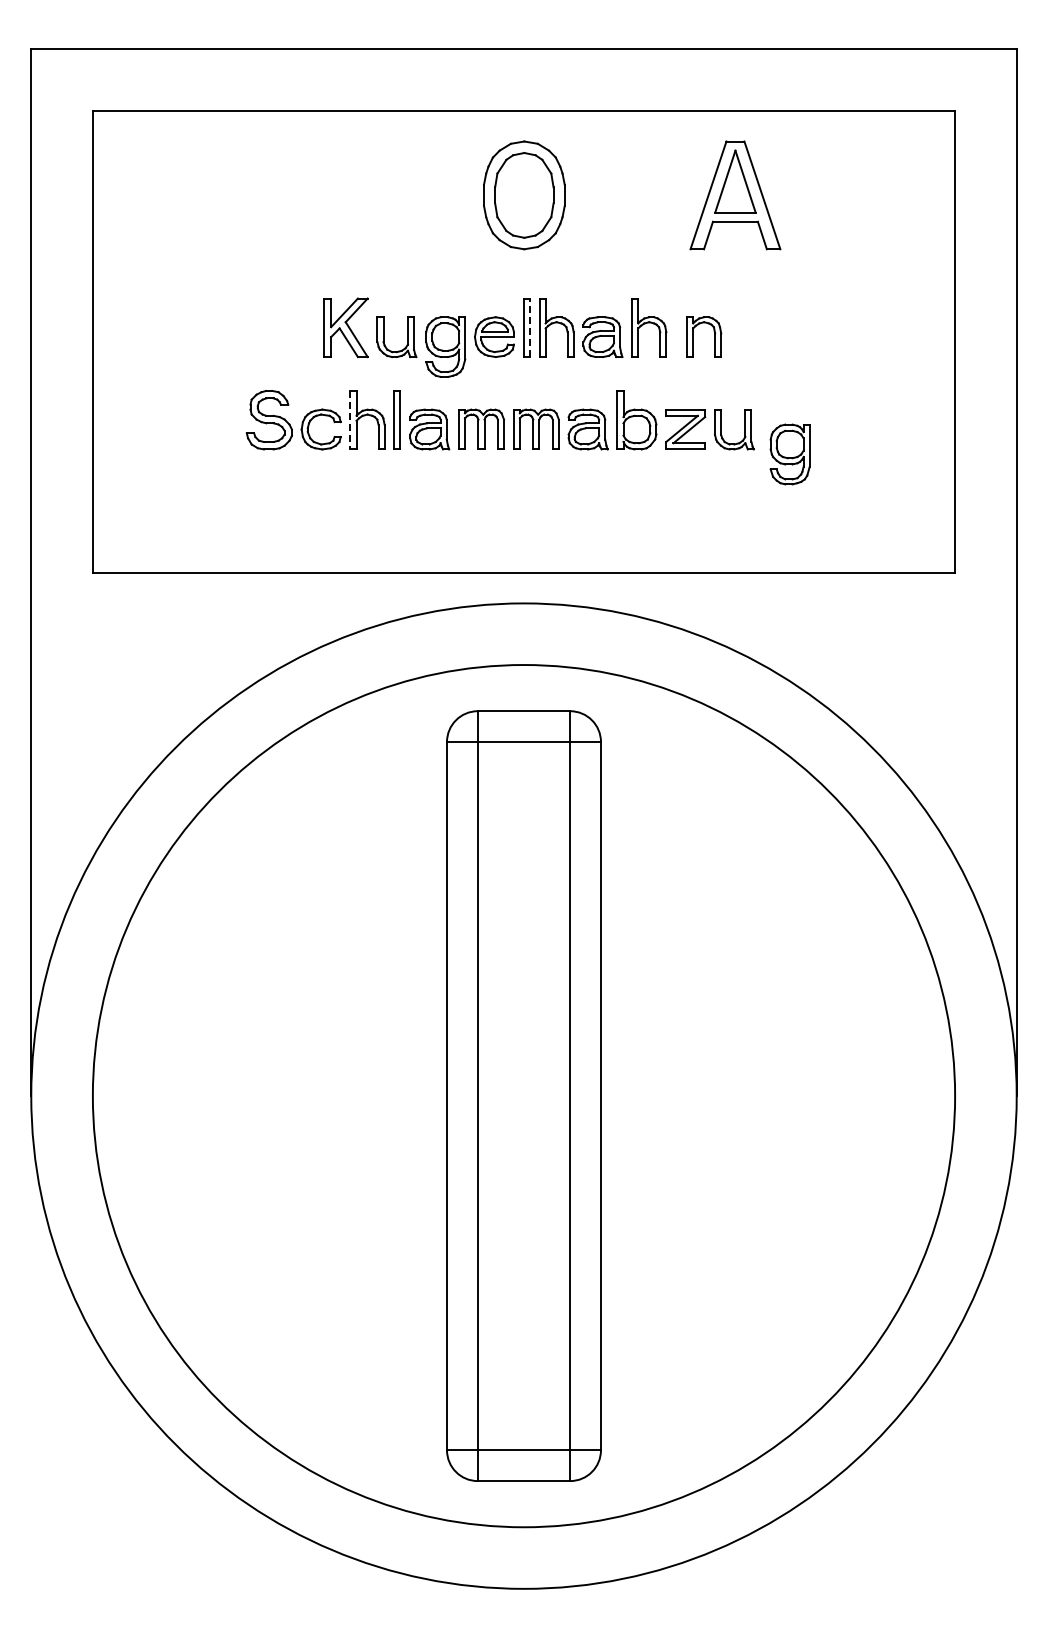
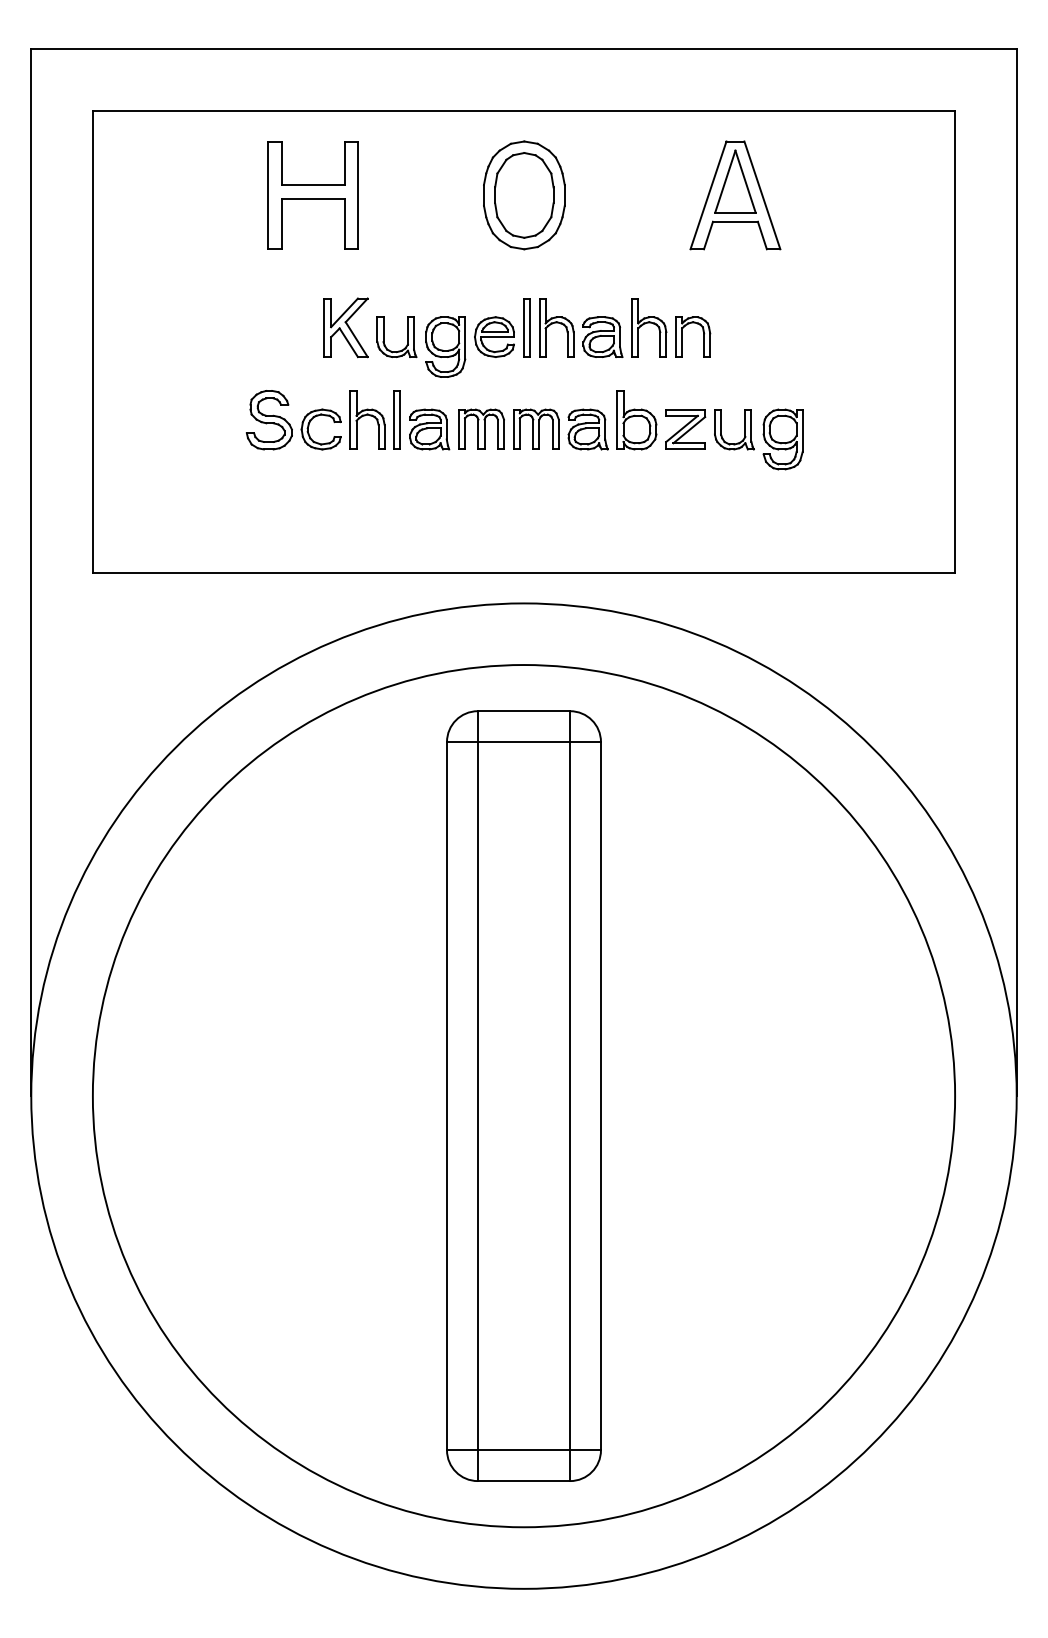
part: none -> present (312, 195)
line: dashed -> solid (529, 327)
part position: (714, 336) -> (703, 336) (703, 336)
line: dashed -> solid (350, 420)
part position: (789, 454) -> (782, 439) (782, 439)
